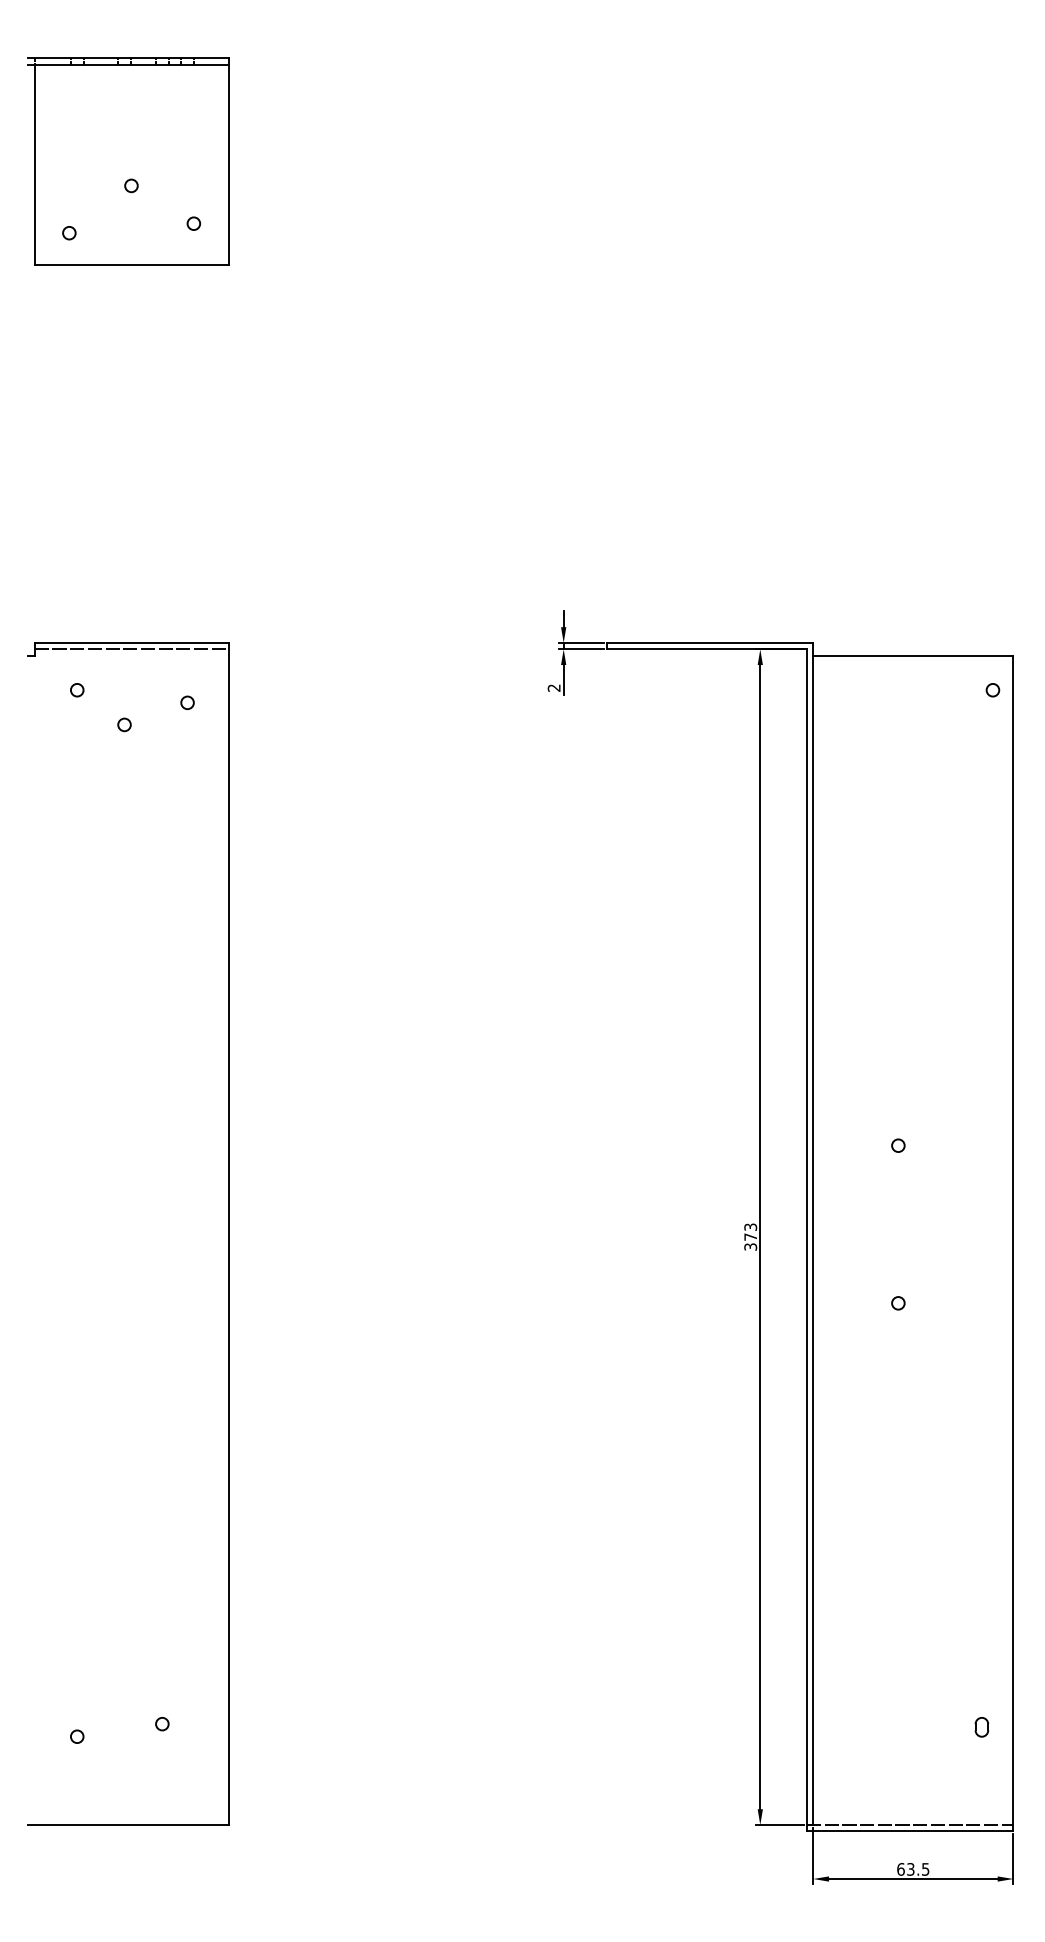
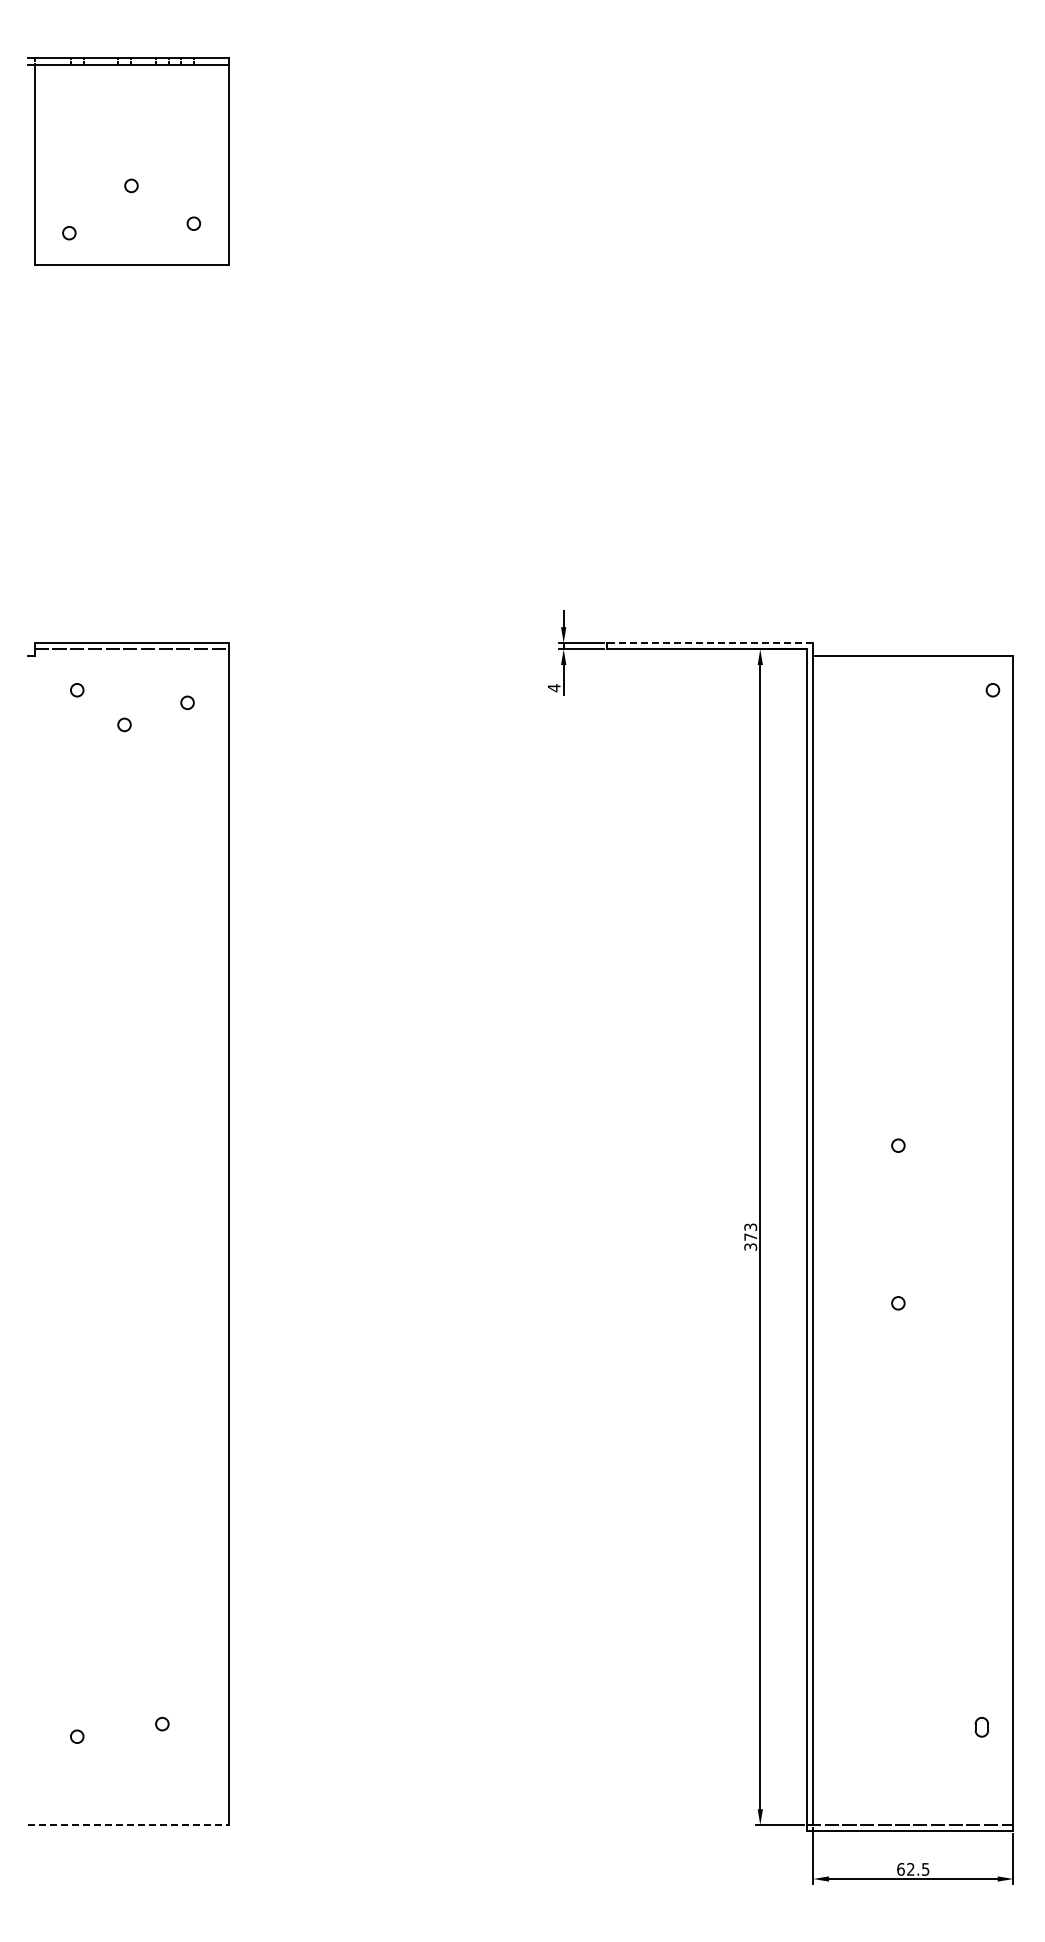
line: solid -> dashed (709, 642)
text: 2 -> 4 (553, 688)
line: solid -> dashed (128, 1825)
text: 63.5 -> 62.5 (910, 1869)
